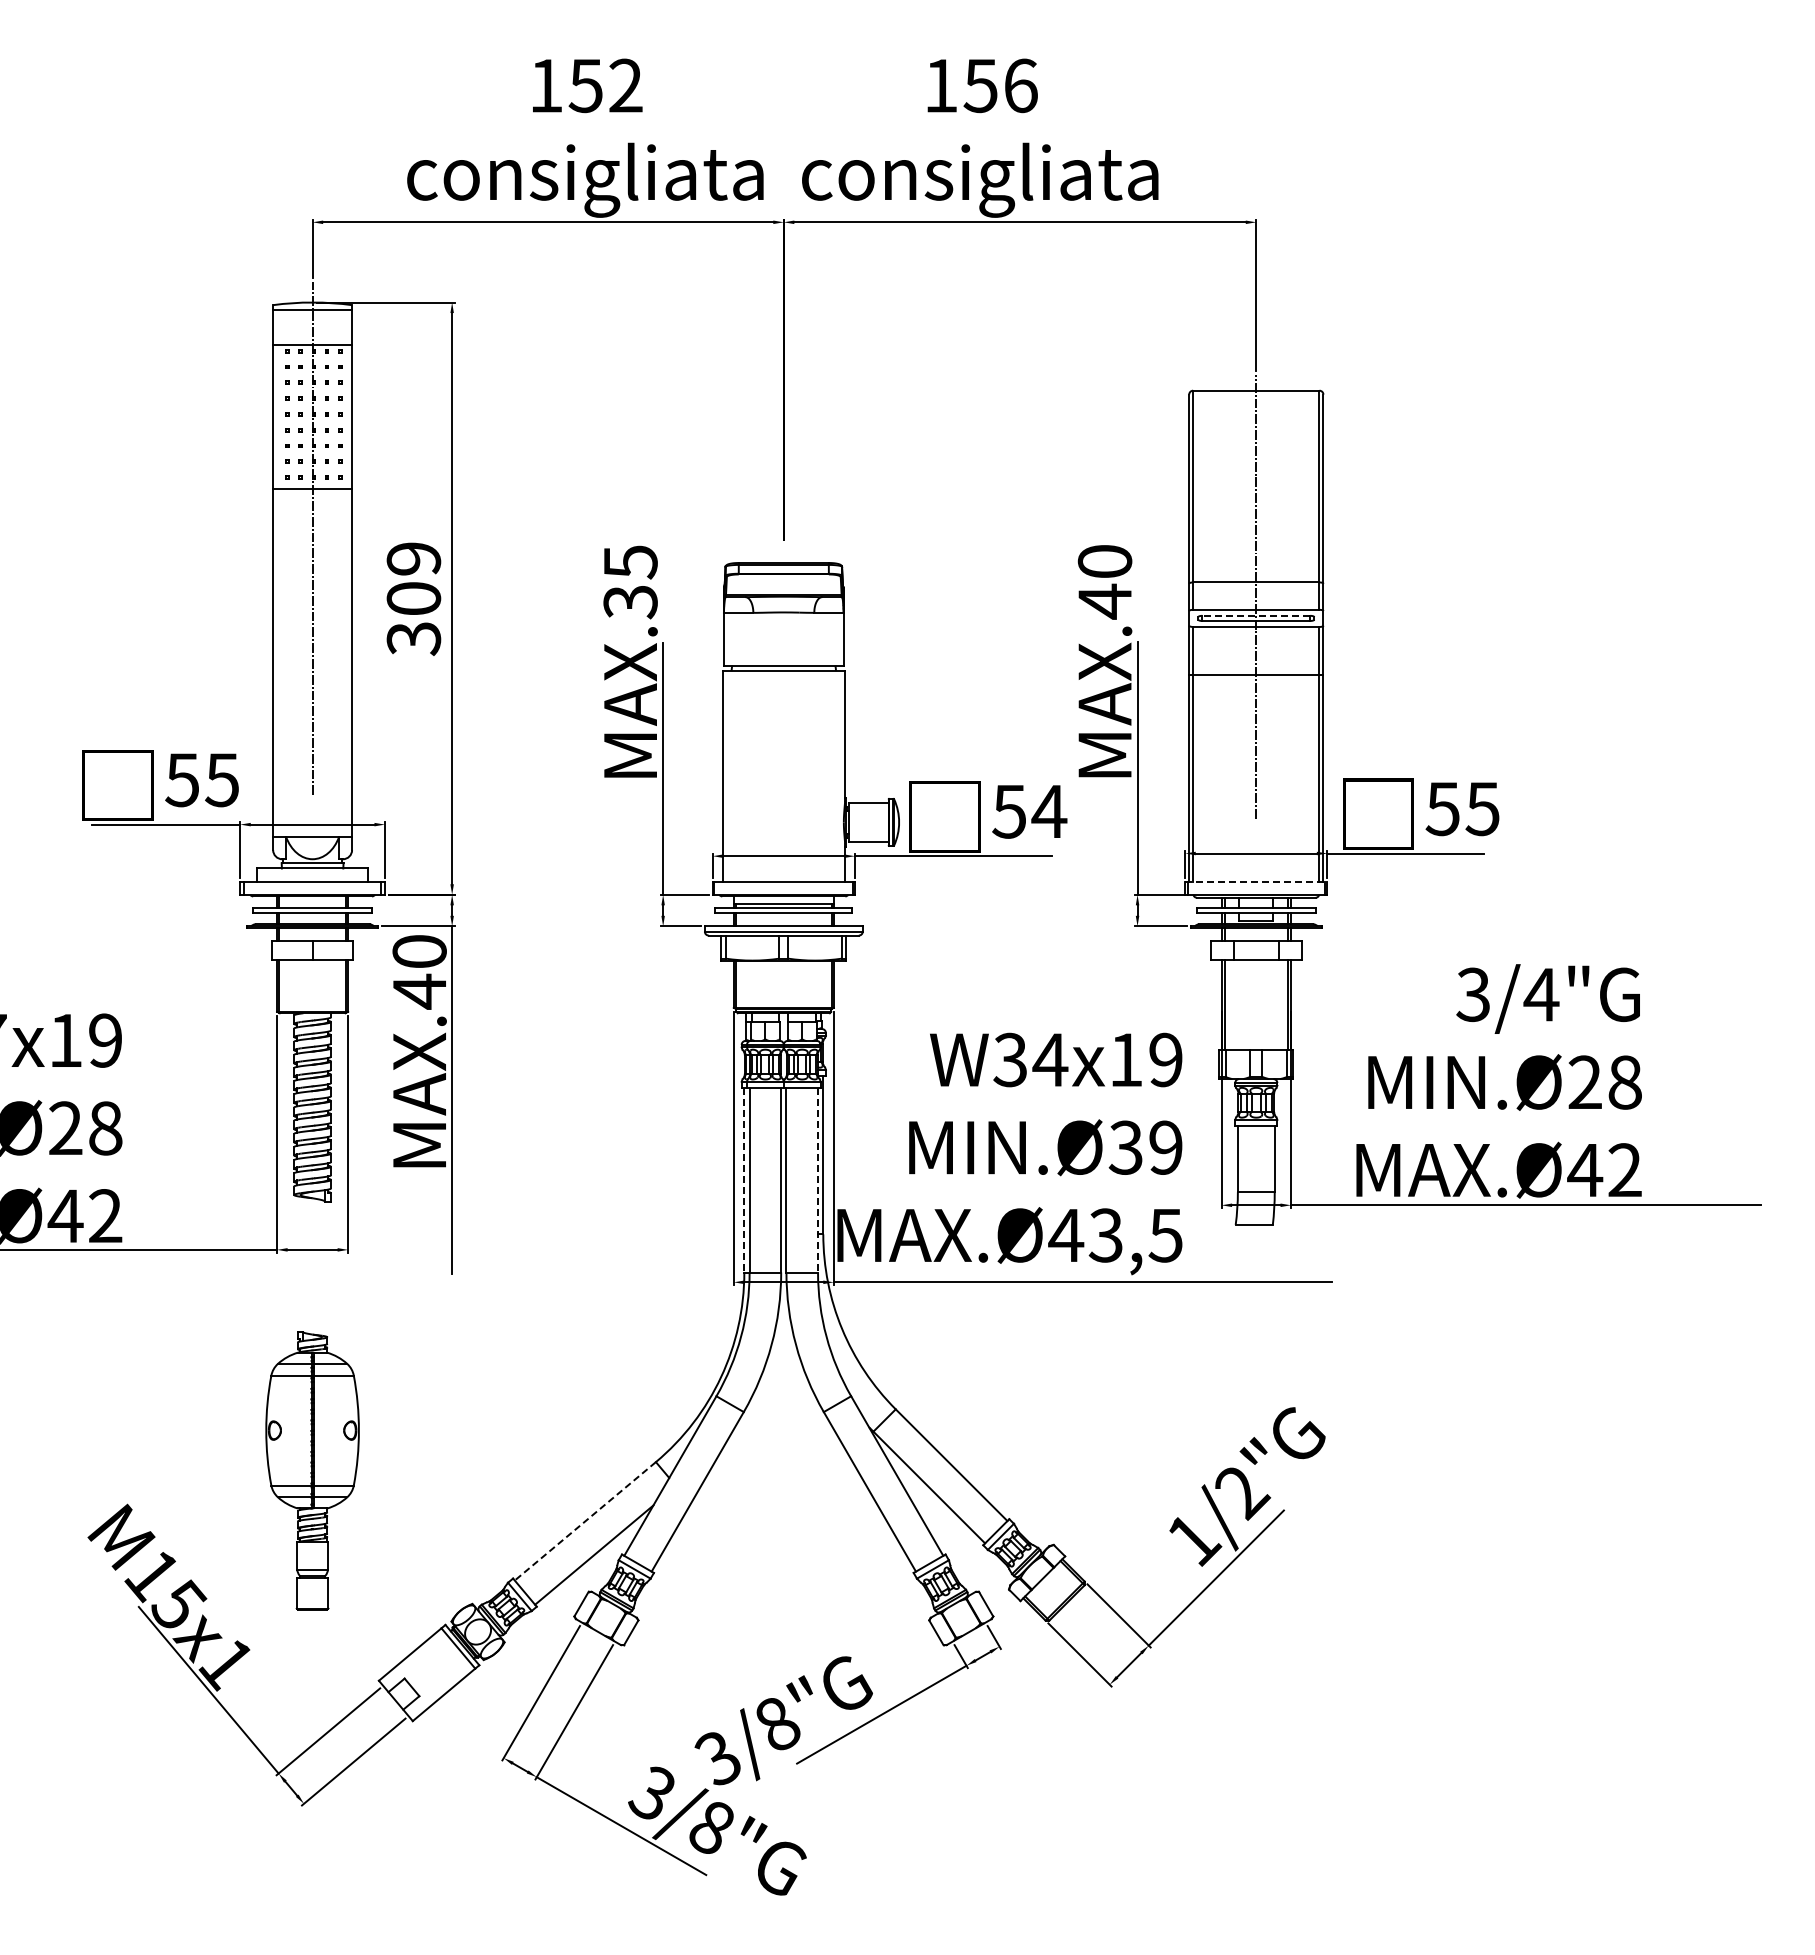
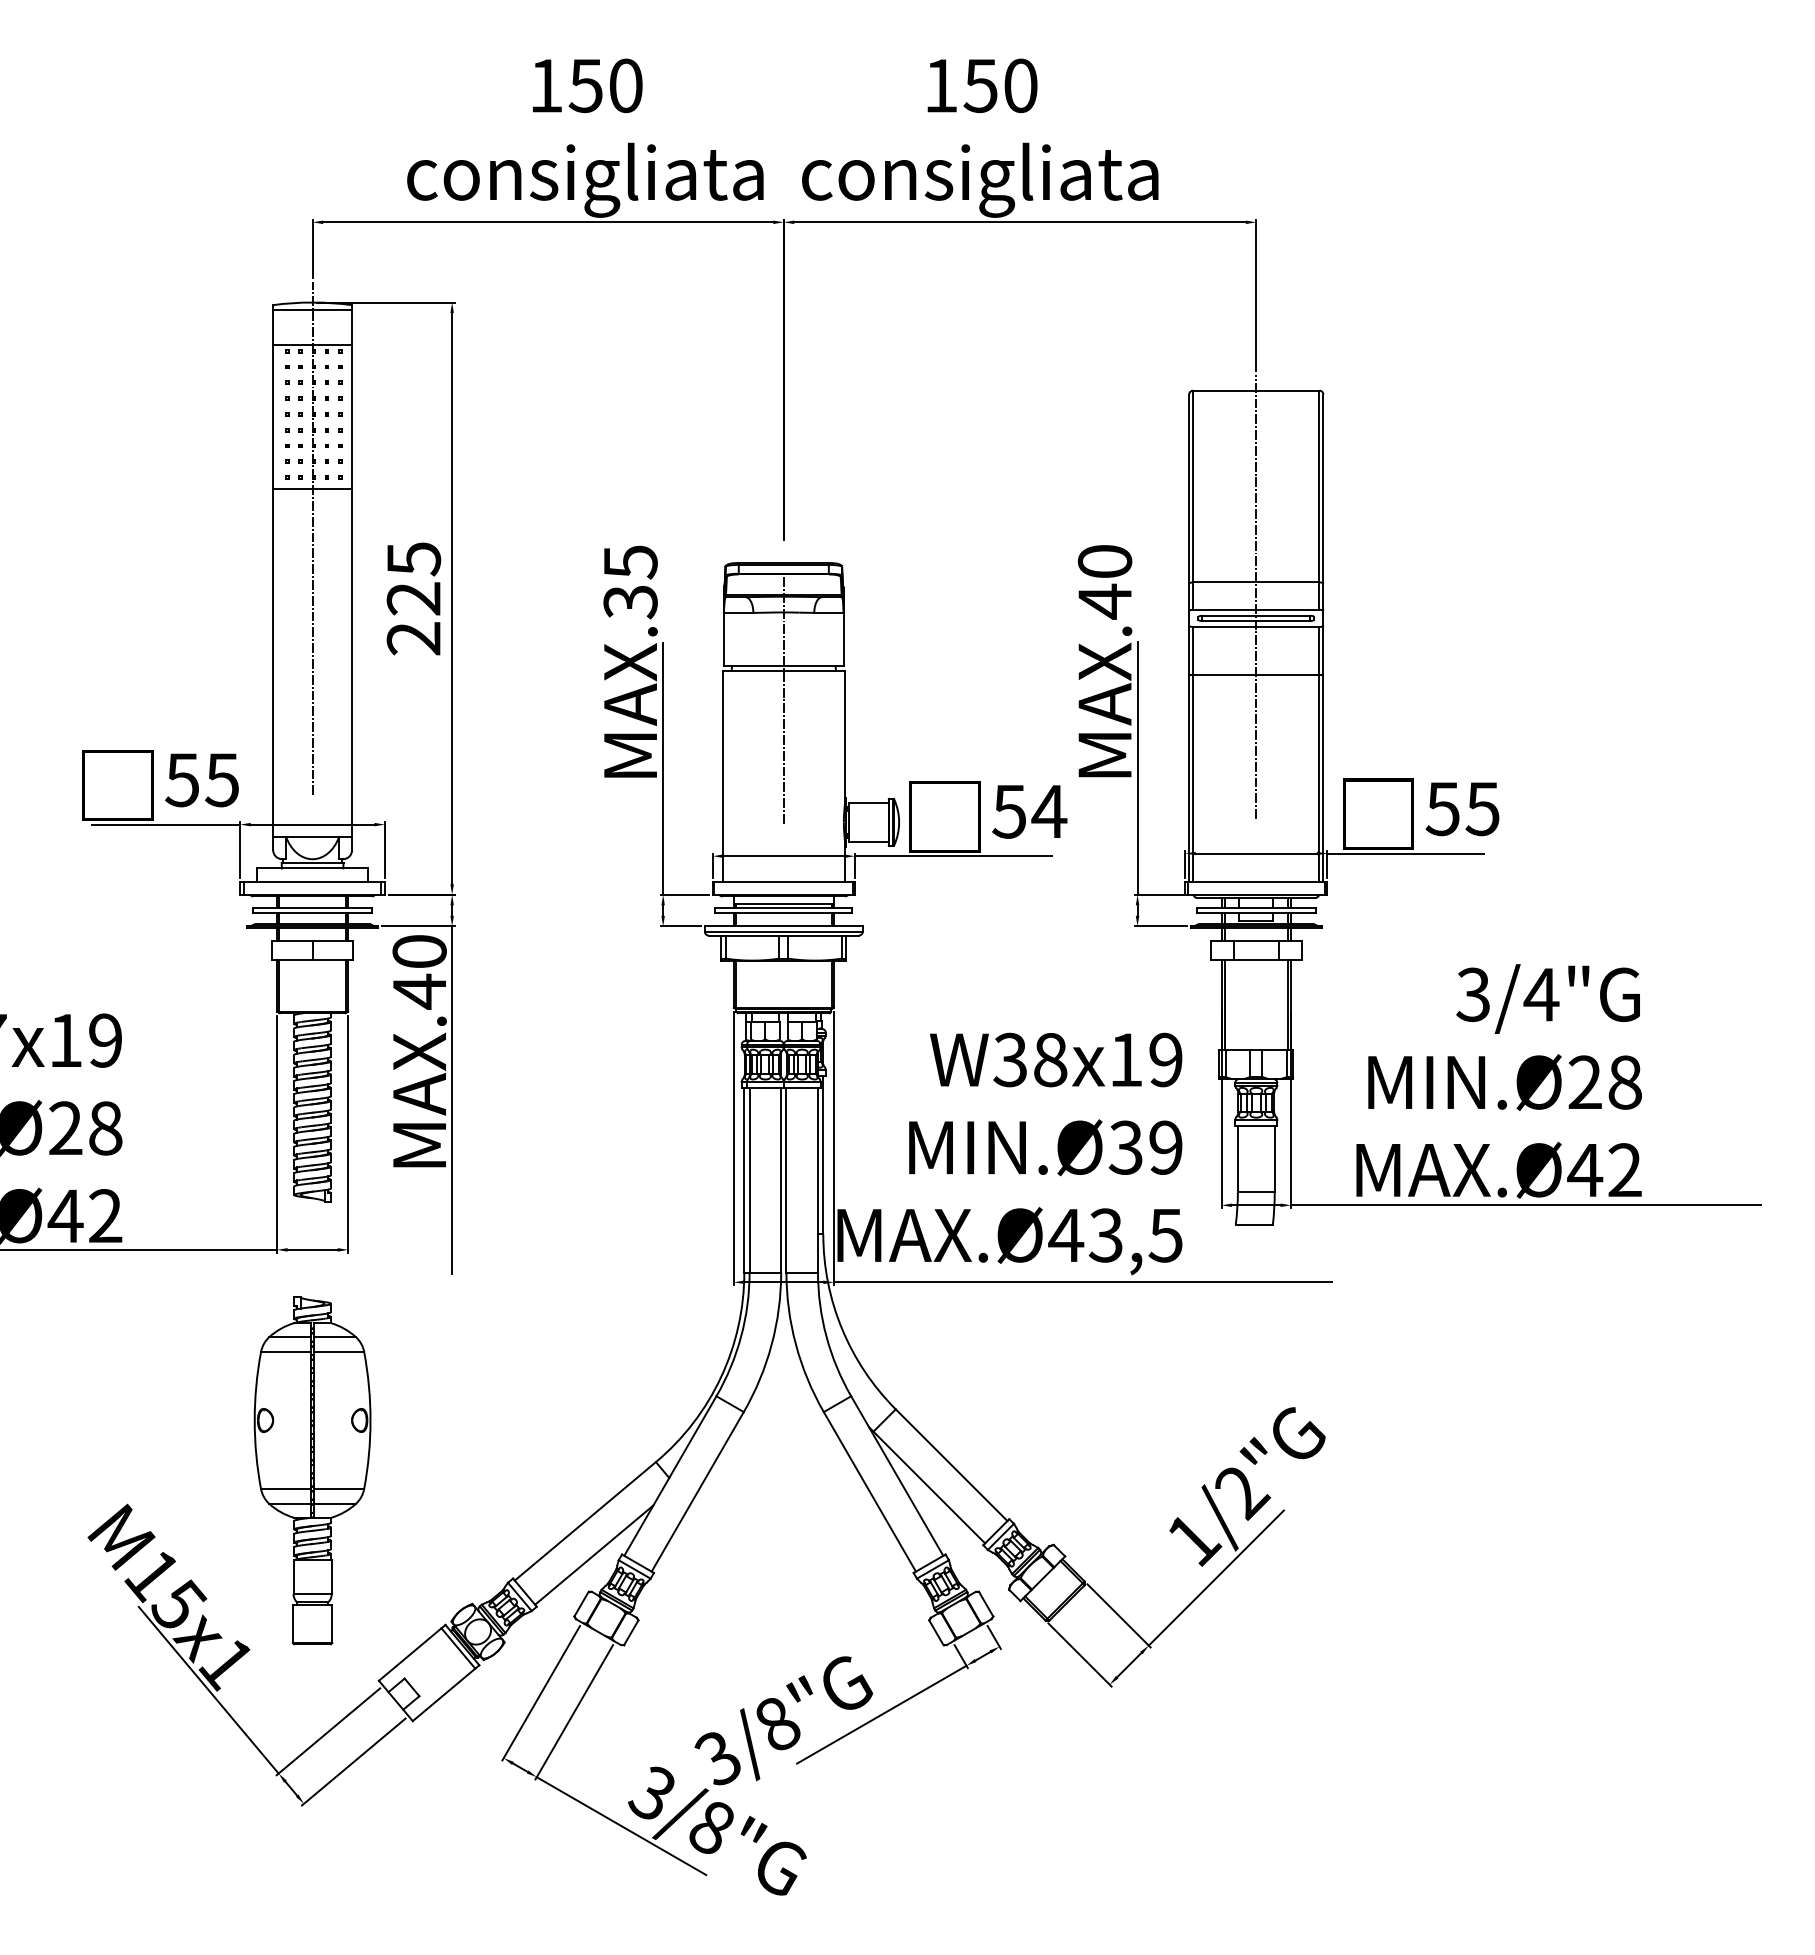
text: 152 -> 150 (625, 85)
text: 156 -> 150 (1020, 85)
text: 309 -> 225 (413, 598)
line: dashed -> solid (1256, 615)
line: none -> present (783, 697)
line: dashed -> solid (1256, 881)
text: W34x19 -> W38x19 (1050, 1060)
line: dashed -> solid (744, 1180)
line: dashed -> solid (818, 1180)
part size: 95x280 px -> 119x350 px (312, 1470)
line: dashed -> solid (584, 1521)
